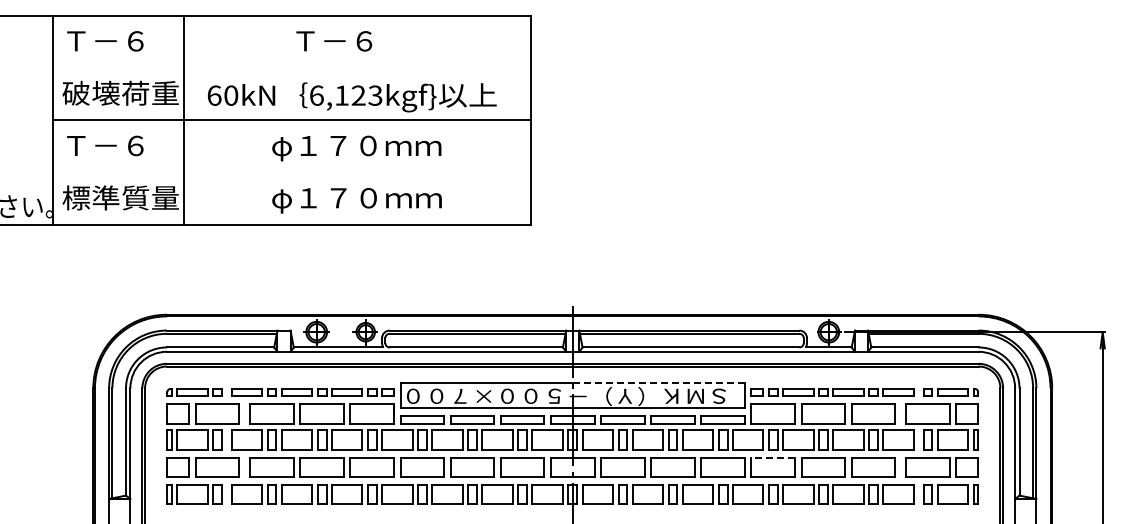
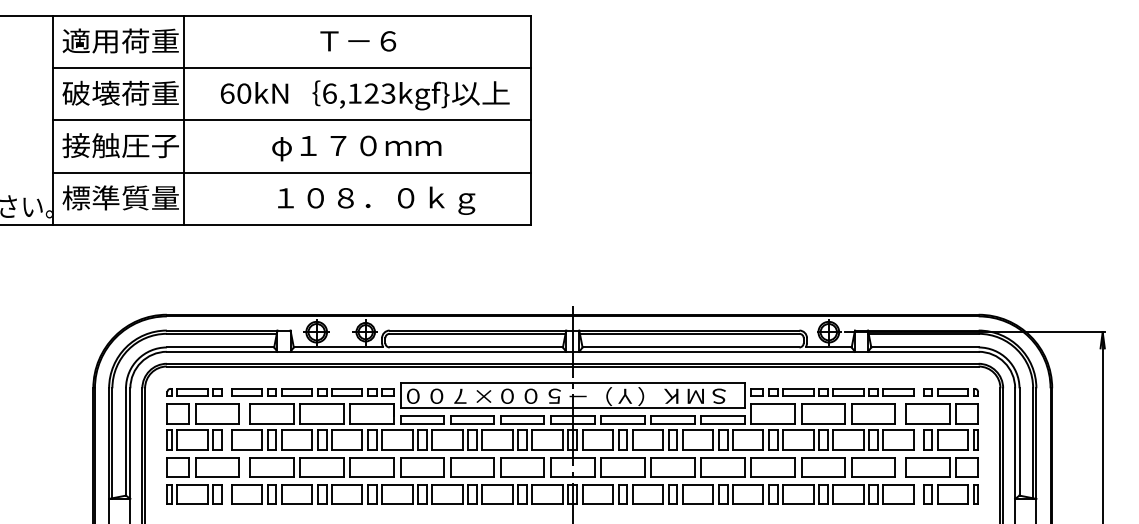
text: Ｔ－６ -> 適用荷重 (120, 40)
text position: (334, 41) -> (358, 41) (358, 41)
line: none -> present (291, 68)
text position: (352, 97) -> (365, 95) (365, 95)
text: Ｔ－６ -> 接触圧子 (120, 145)
line: none -> present (291, 172)
text: φ１７０ｍｍ -> １０８．０ｋｇ (373, 200)
line: dashed -> solid (658, 383)
line: dashed -> solid (773, 457)
